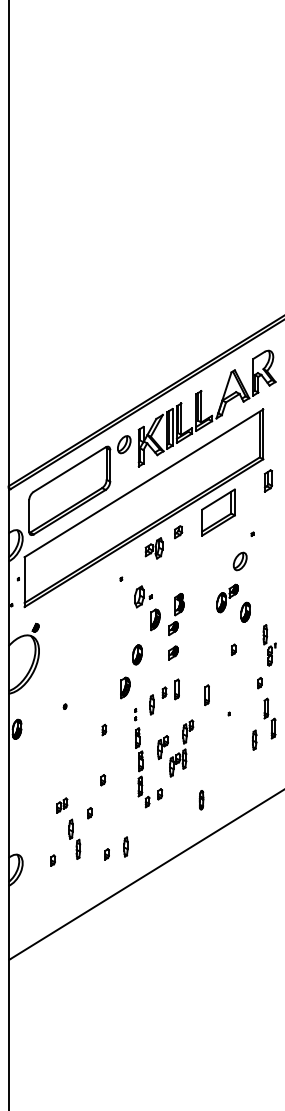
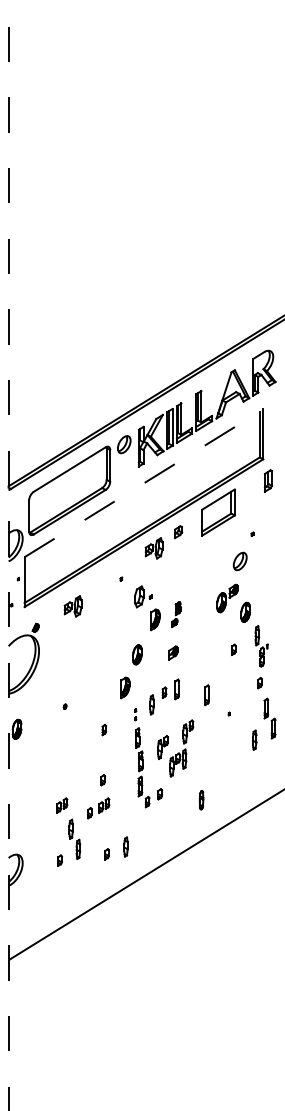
line: solid -> dashed (144, 483)
line: solid -> dashed (8, 555)
part: none -> present (72, 606)
part size: 17x44 px -> 11x27 px (176, 614)
part position: (269, 645) -> (261, 646) (261, 646)
part: none -> present (104, 805)
part position: (52, 860) -> (59, 860) (59, 860)
